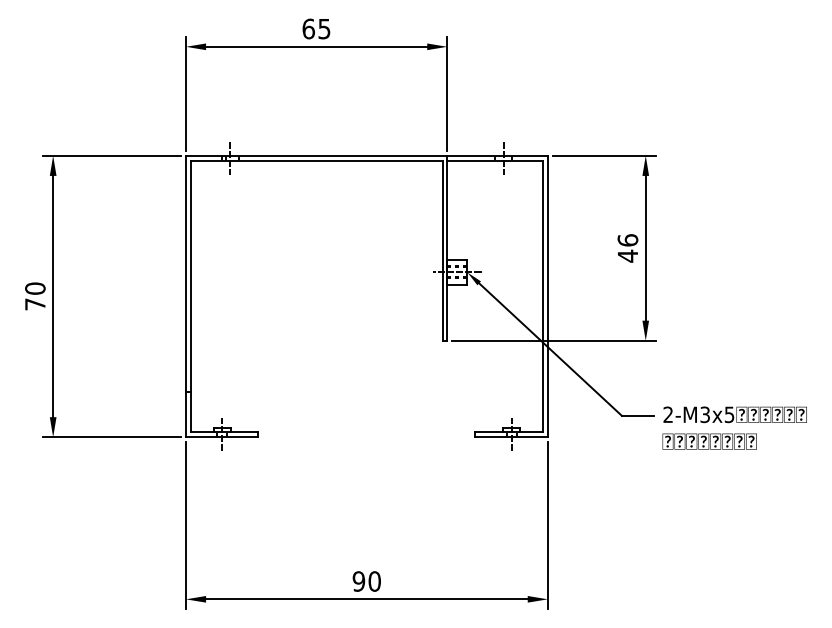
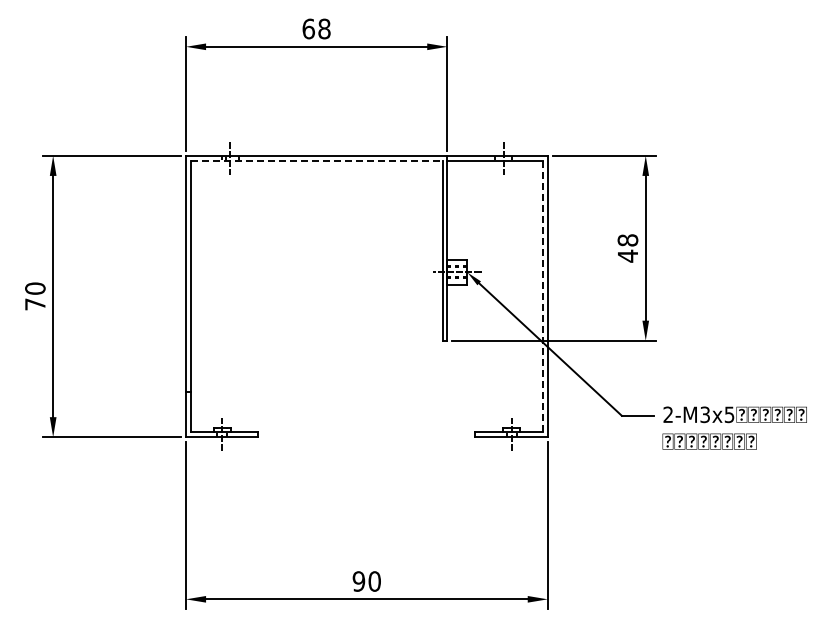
text: 65 -> 68 (324, 28)
line: solid -> dashed (316, 160)
text: 46 -> 48 (627, 240)
line: solid -> dashed (543, 296)
